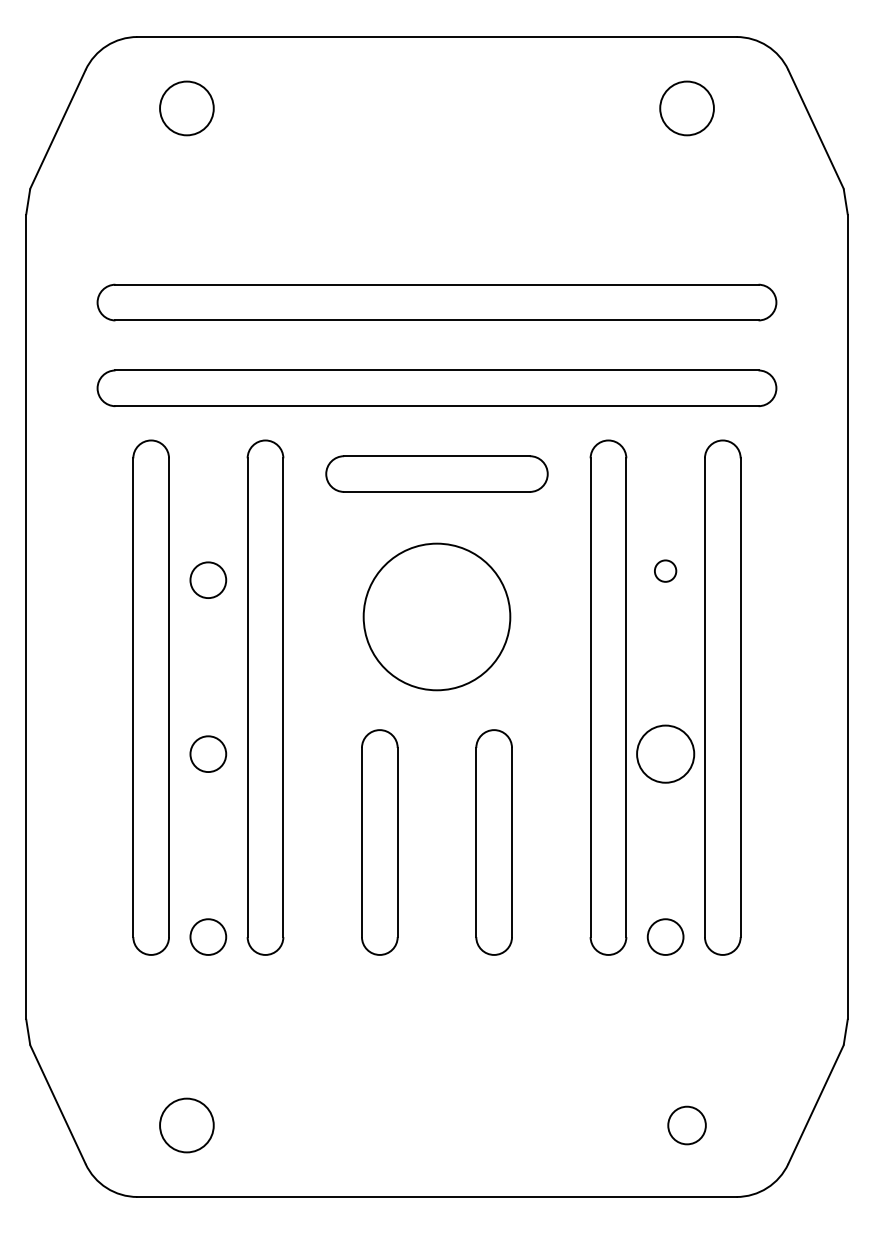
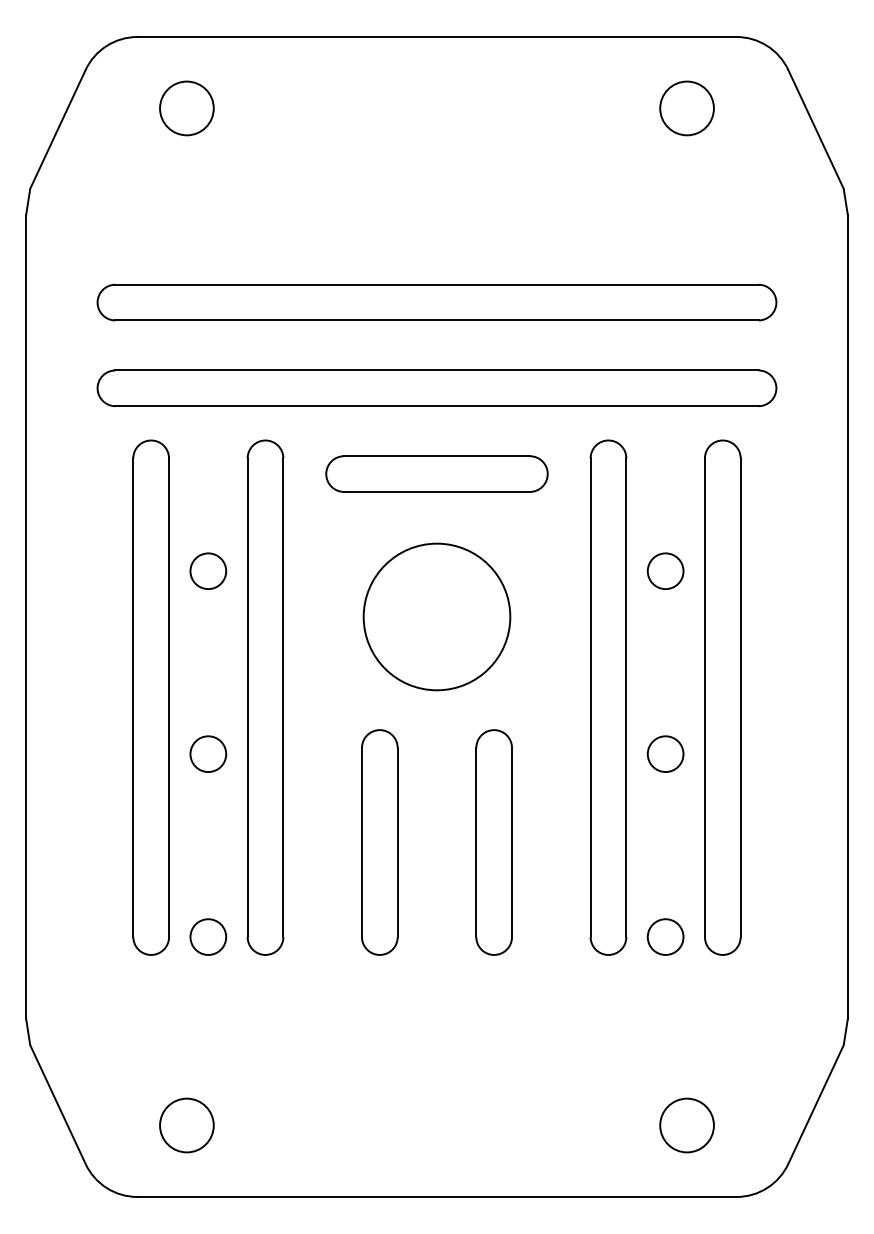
circle size: 24x24 px -> 39x38 px (665, 570)
circle position: (208, 579) -> (208, 570) (208, 570)
circle diameter: 57 px -> 36 px (665, 754)
circle diameter: 38 px -> 54 px (686, 1125)
